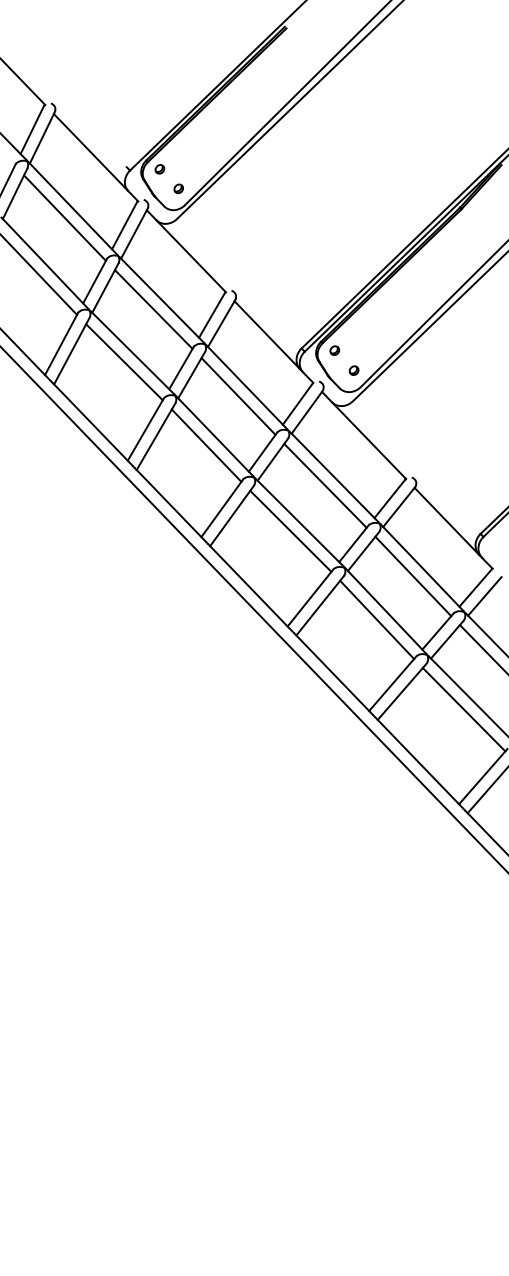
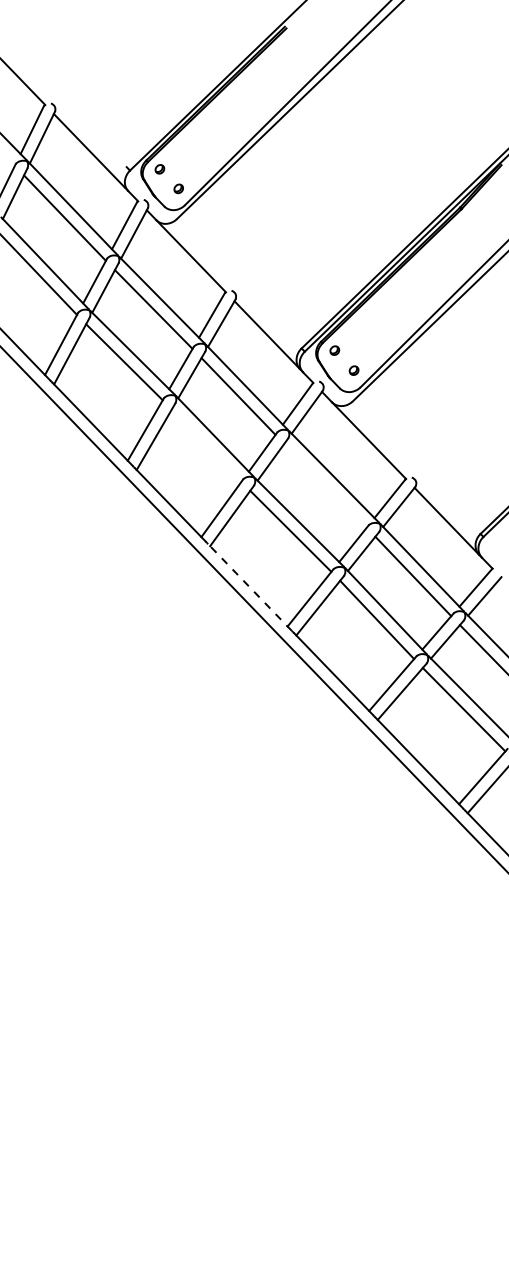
line: present -> none (206, 445)
line: present -> none (325, 485)
line: solid -> dashed (249, 587)
